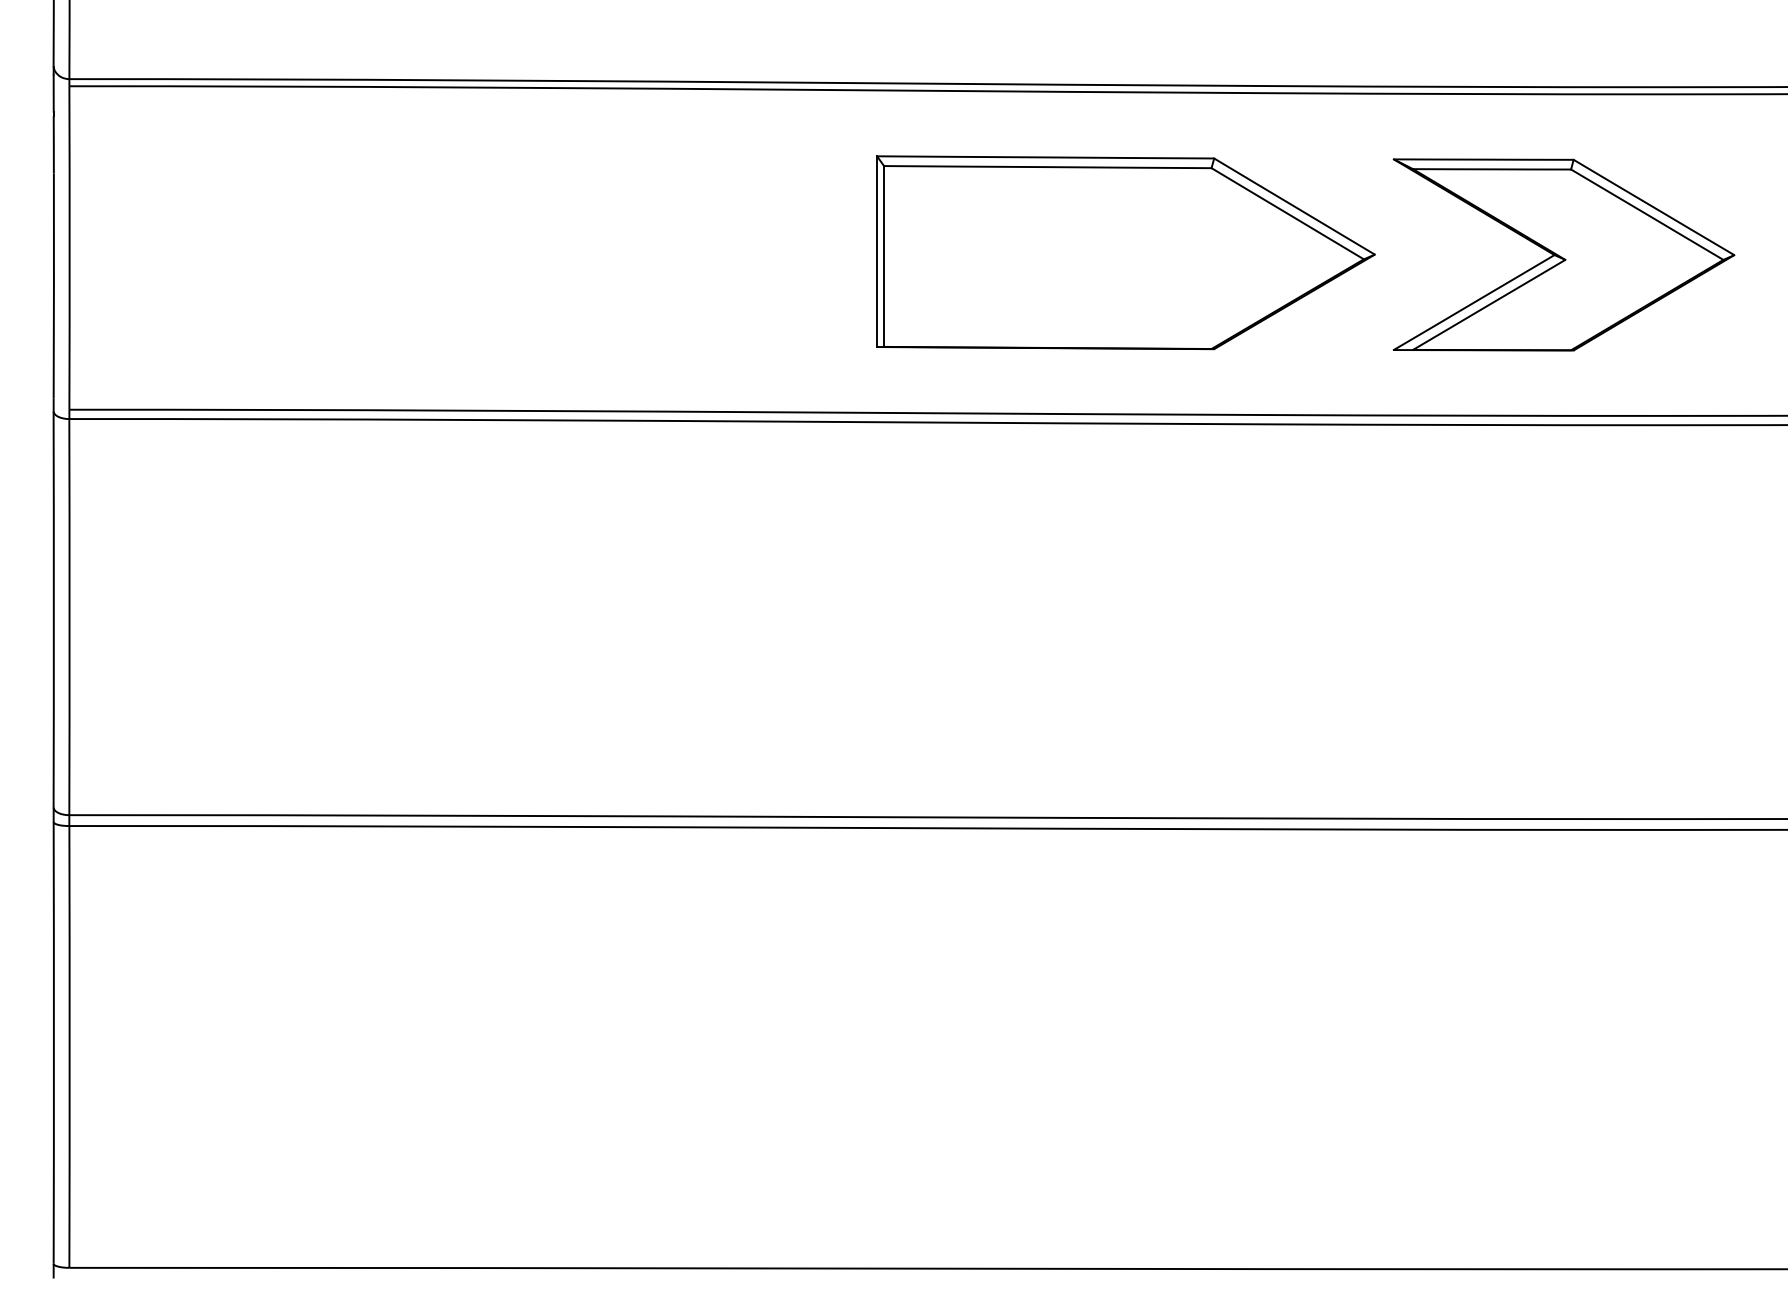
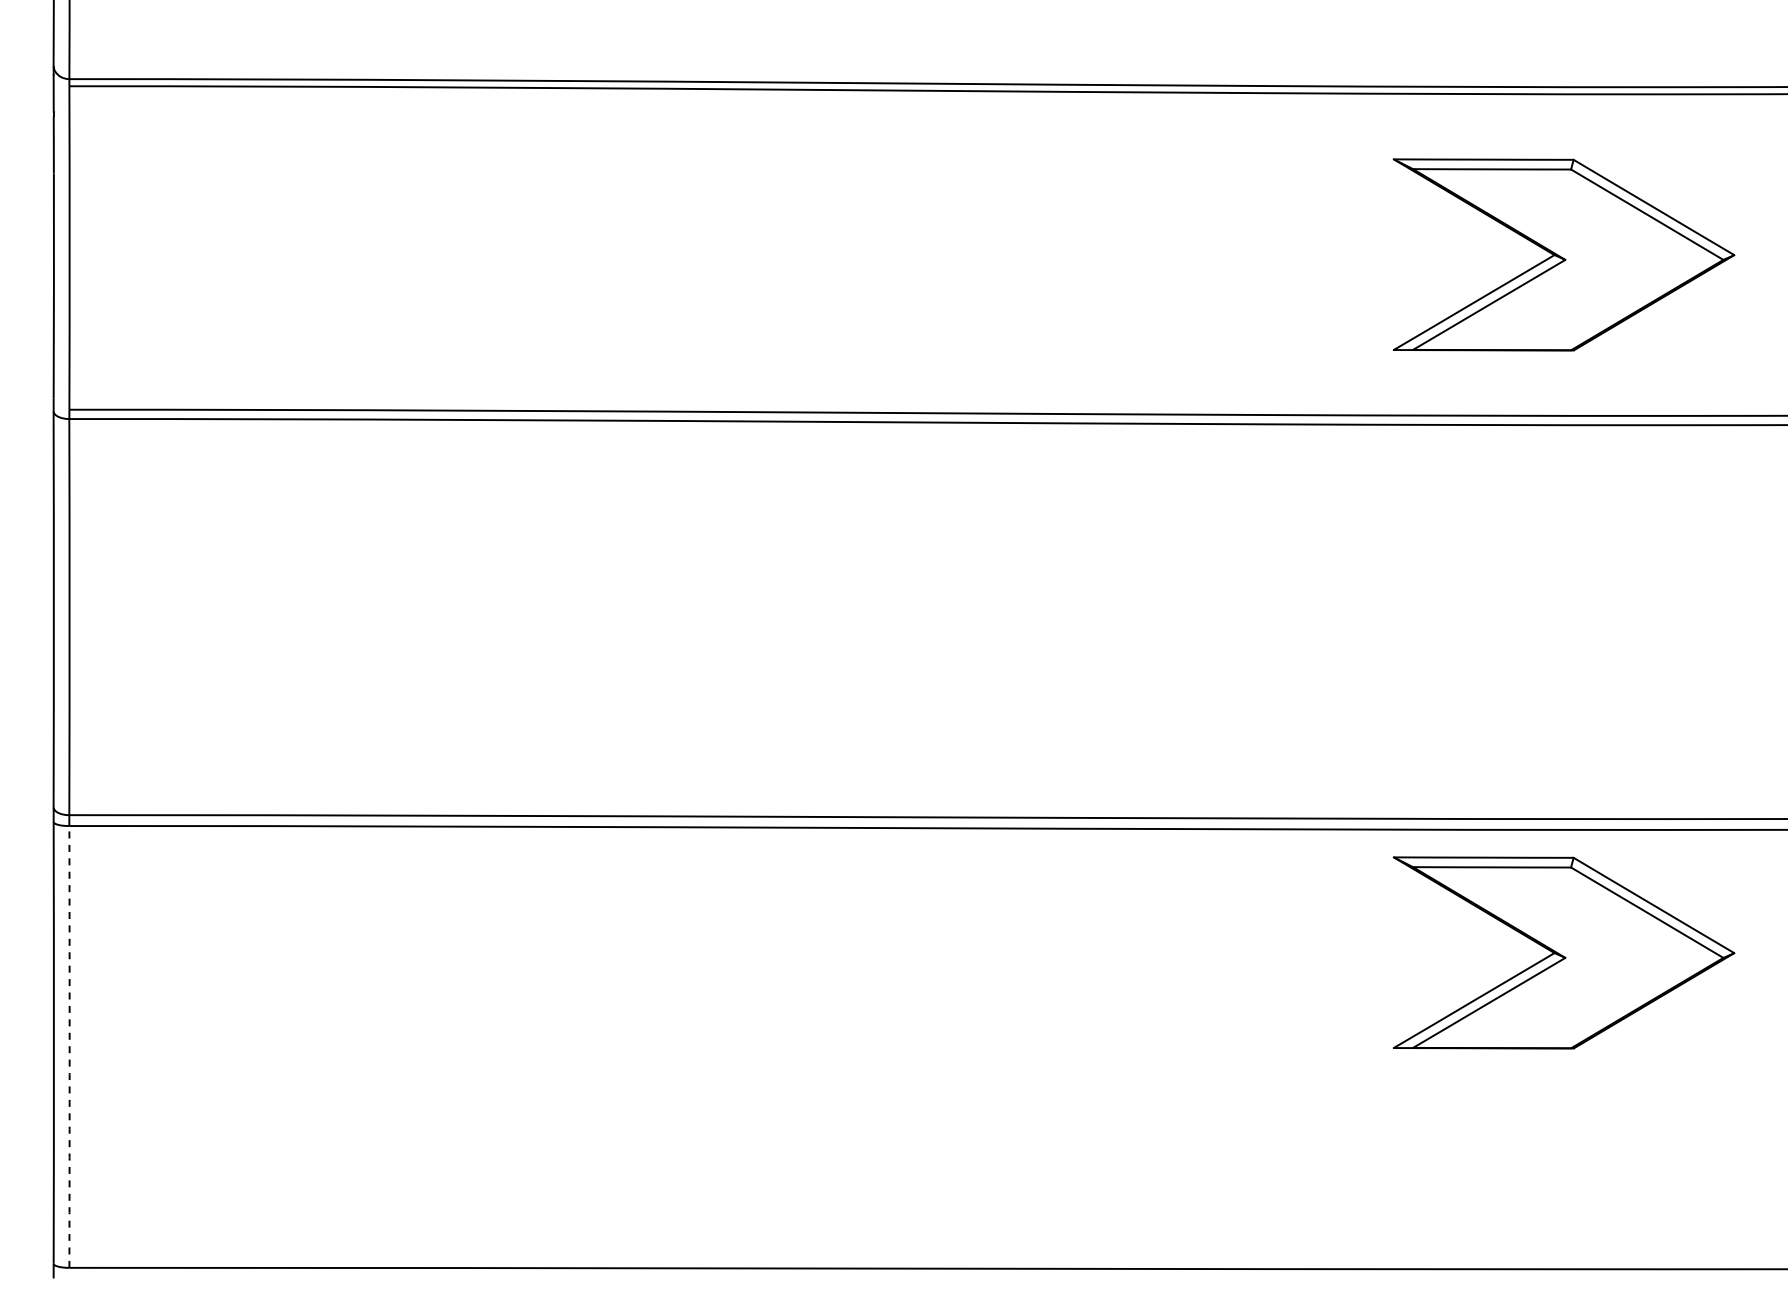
part: present -> none (1125, 252)
part: none -> present (1563, 952)
arc: solid -> dashed (69, 1046)
